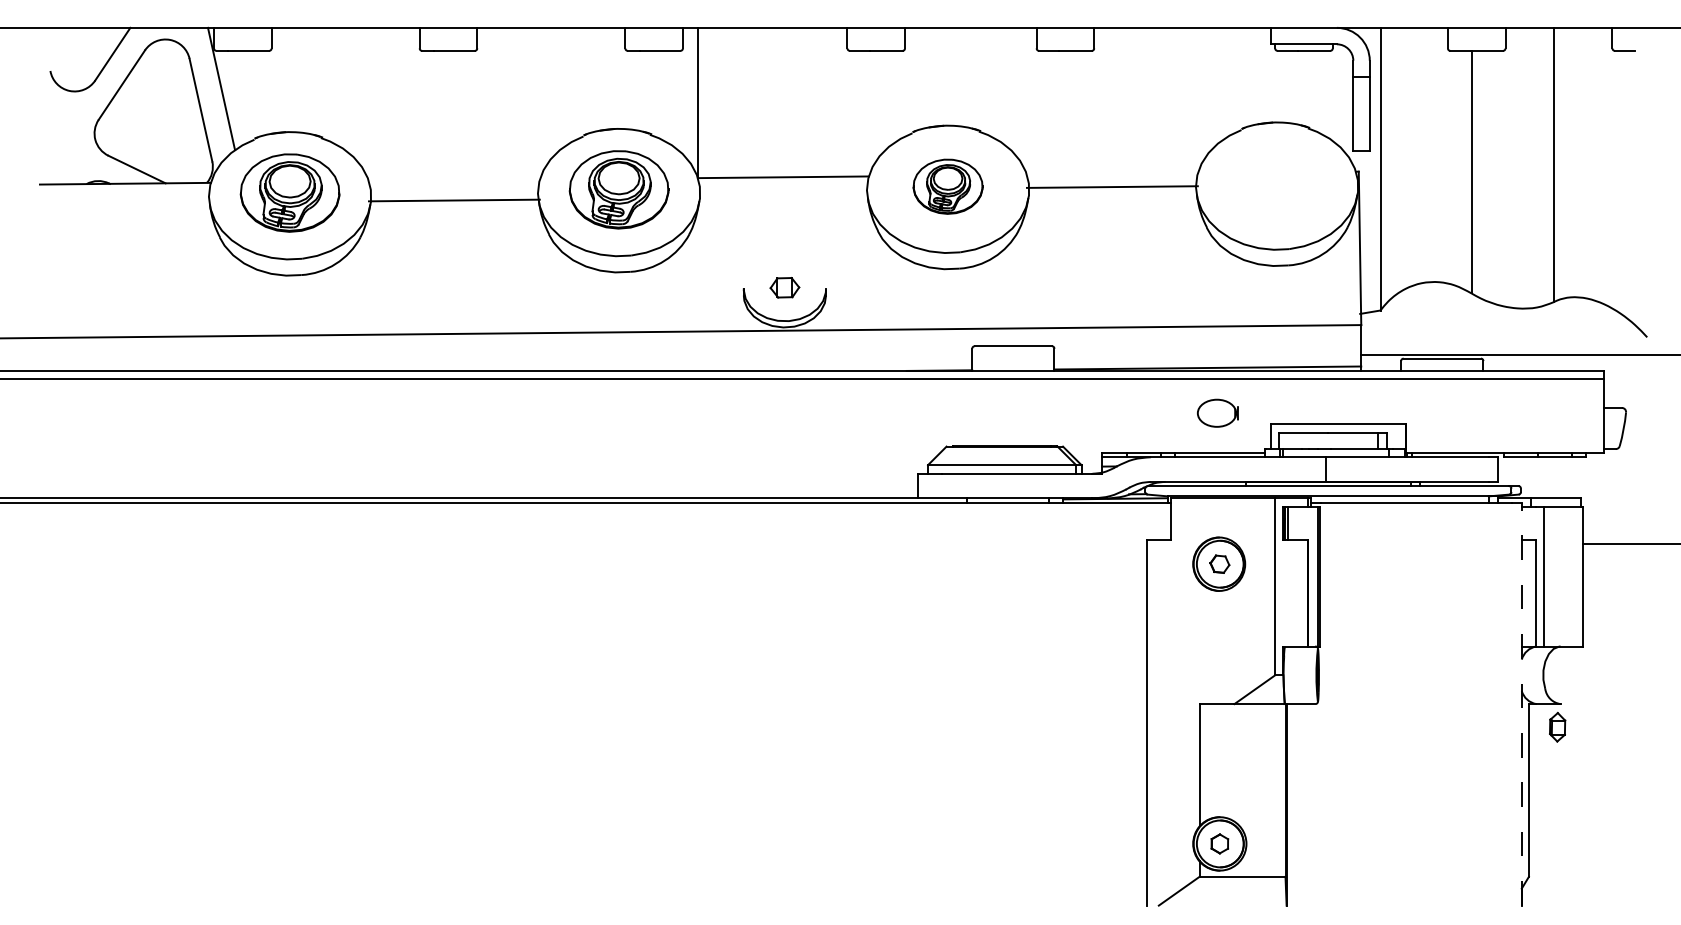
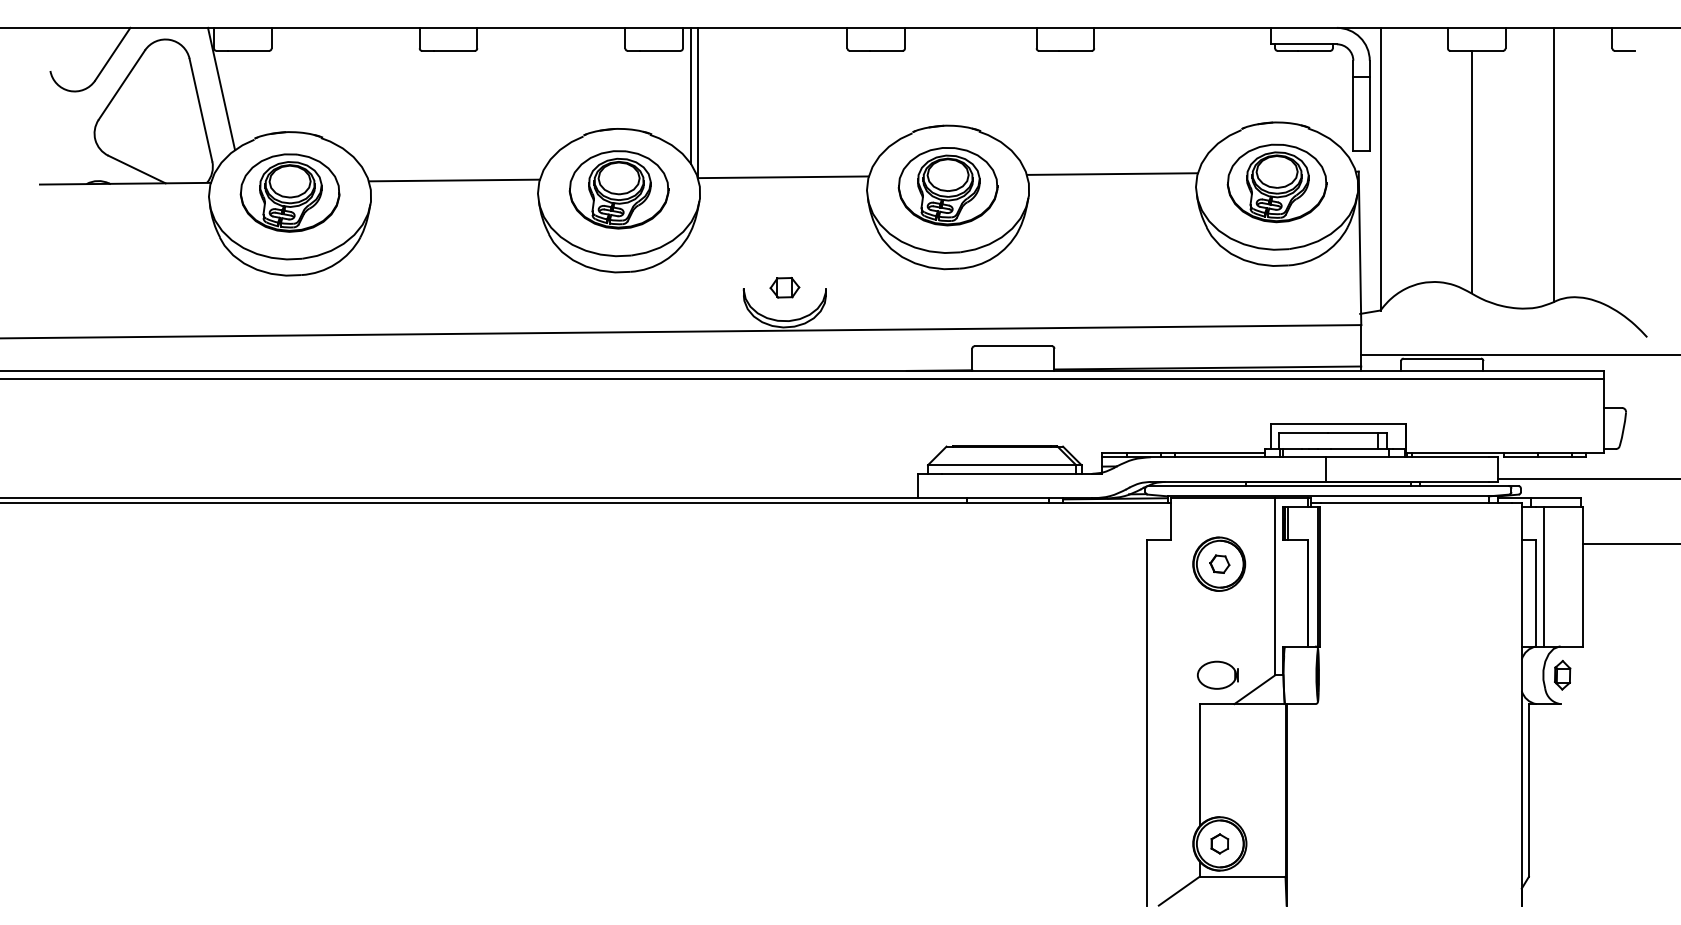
line: none -> present (691, 95)
part: none -> present (1276, 183)
part size: 72x57 px -> 102x80 px (947, 186)
line position: (1111, 186) -> (1111, 173) (1111, 173)
line position: (453, 200) -> (453, 180) (453, 180)
part position: (1217, 412) -> (1217, 674) (1217, 674)
line: none -> present (1587, 478)
line: dashed -> solid (1521, 704)
part position: (1557, 726) -> (1562, 674) (1562, 674)
